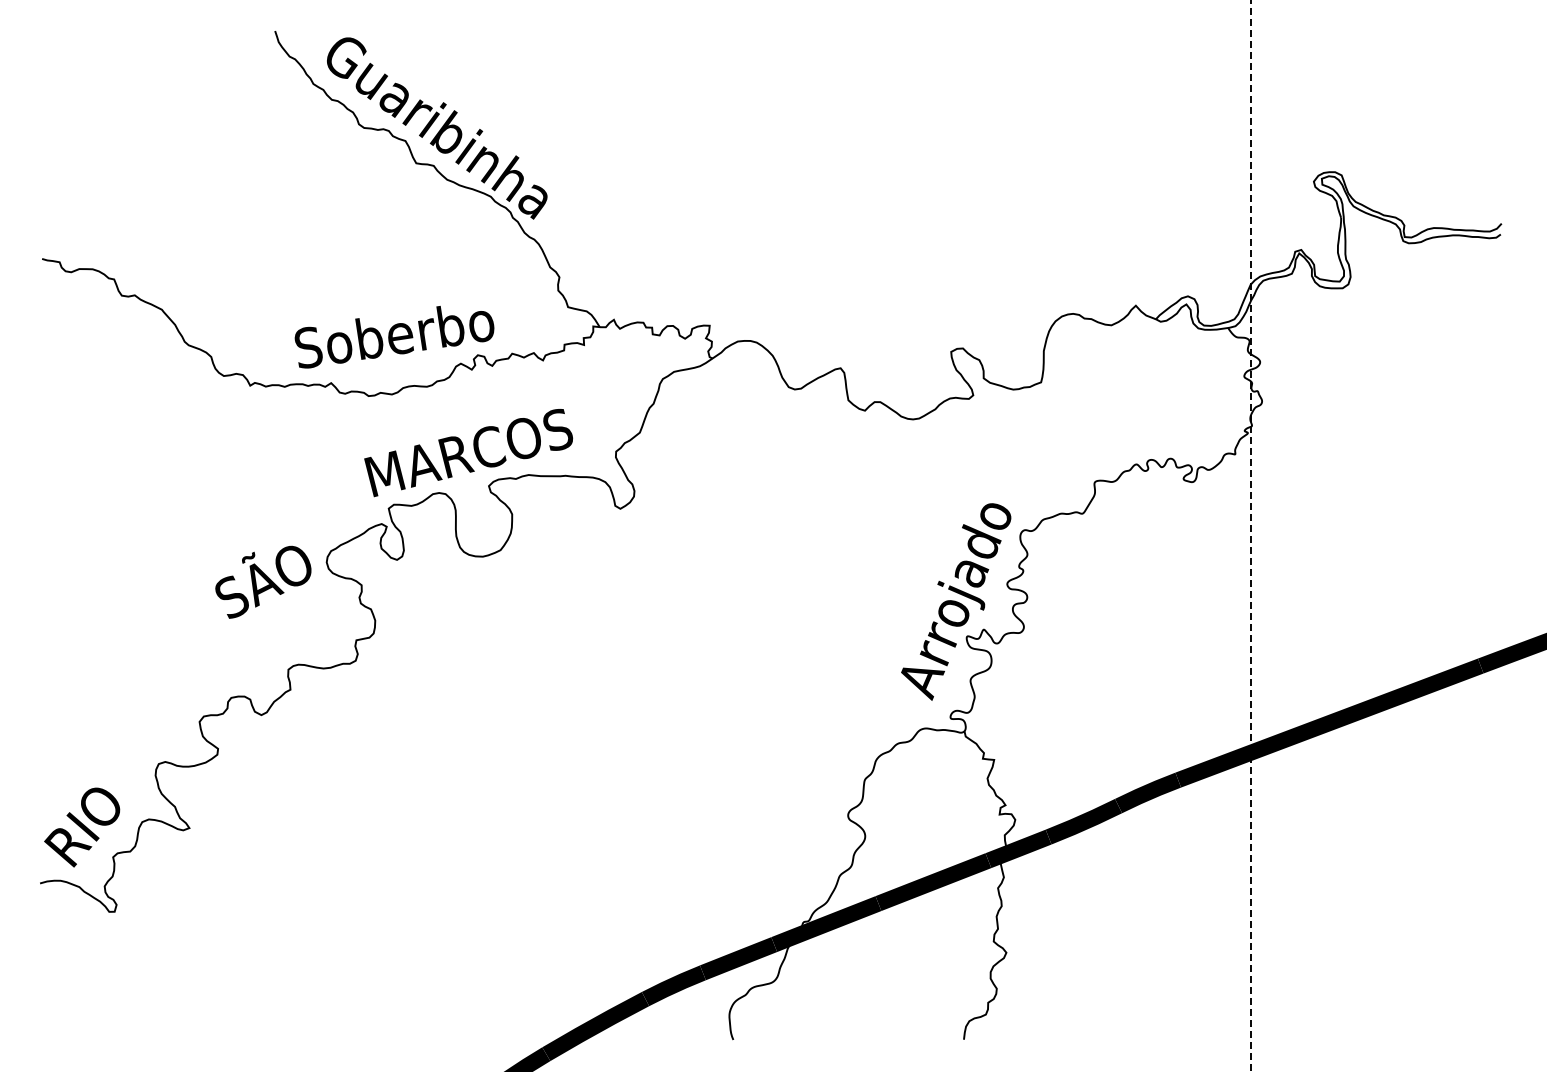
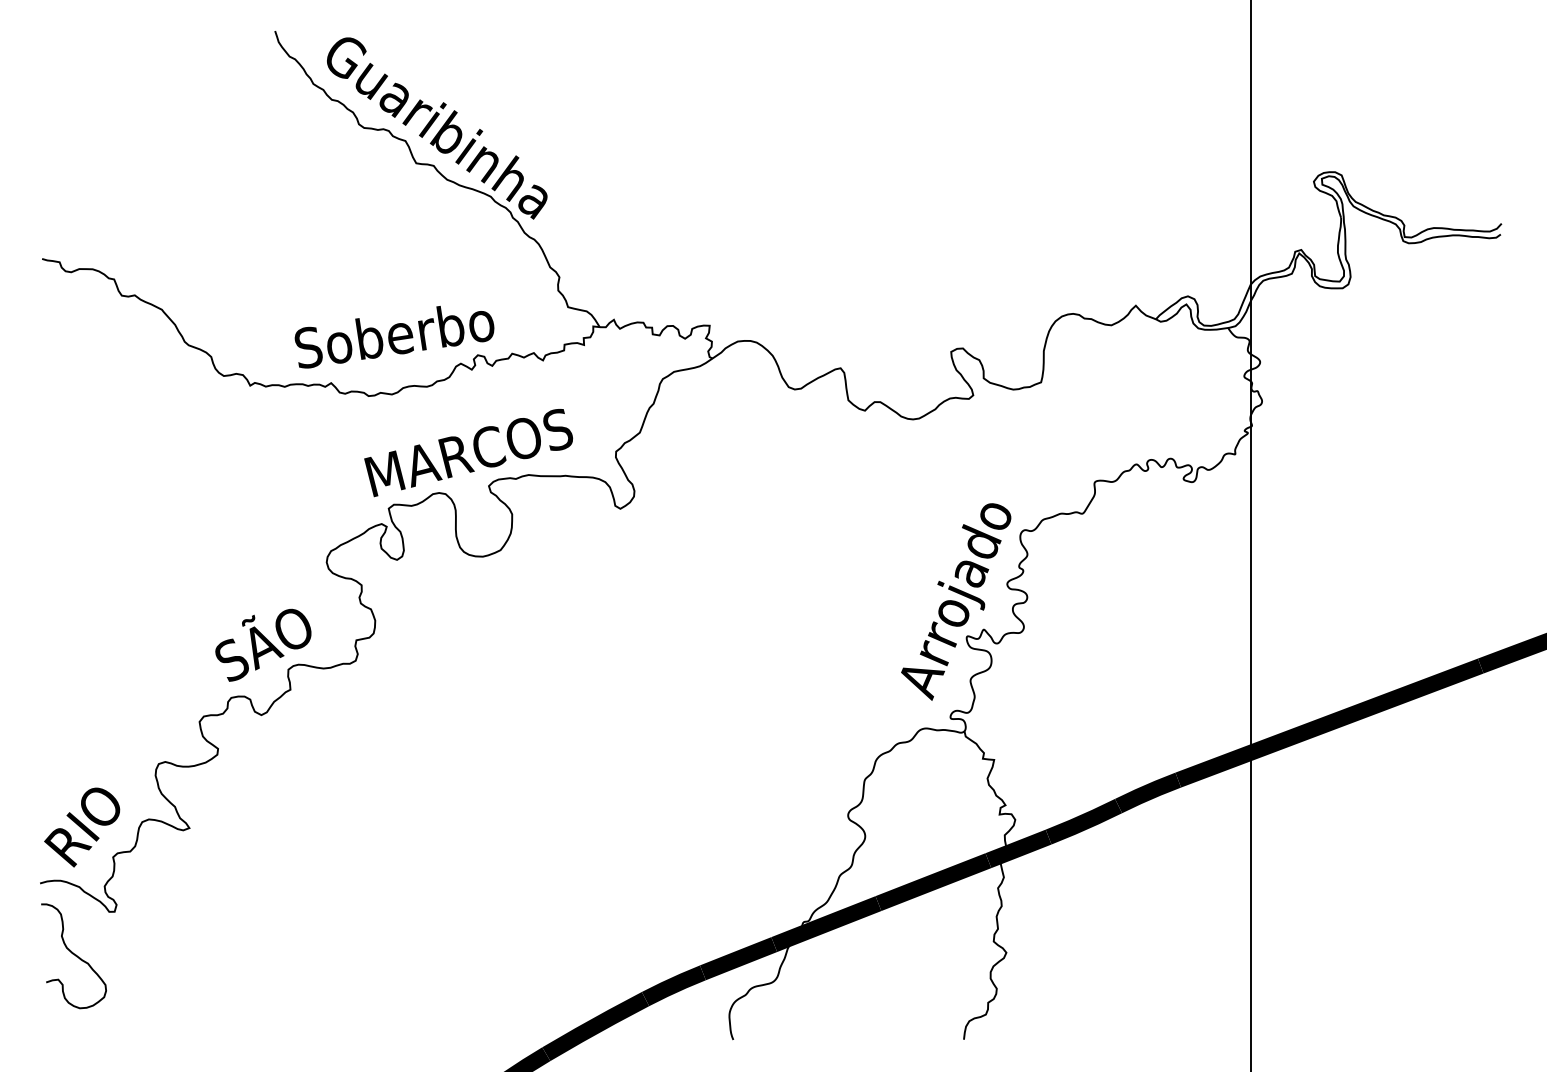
line: dashed -> solid (1251, 535)
text position: (263, 581) -> (263, 644) (263, 644)
curve: none -> present (74, 955)
